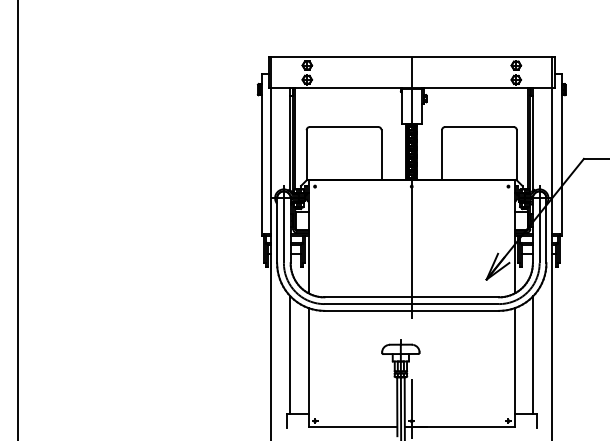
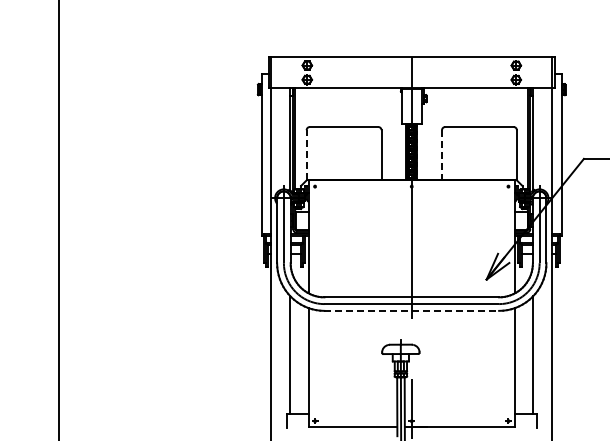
line: solid -> dashed (306, 154)
line: solid -> dashed (442, 154)
line position: (18, 219) -> (59, 219) (59, 219)
line: solid -> dashed (412, 310)
